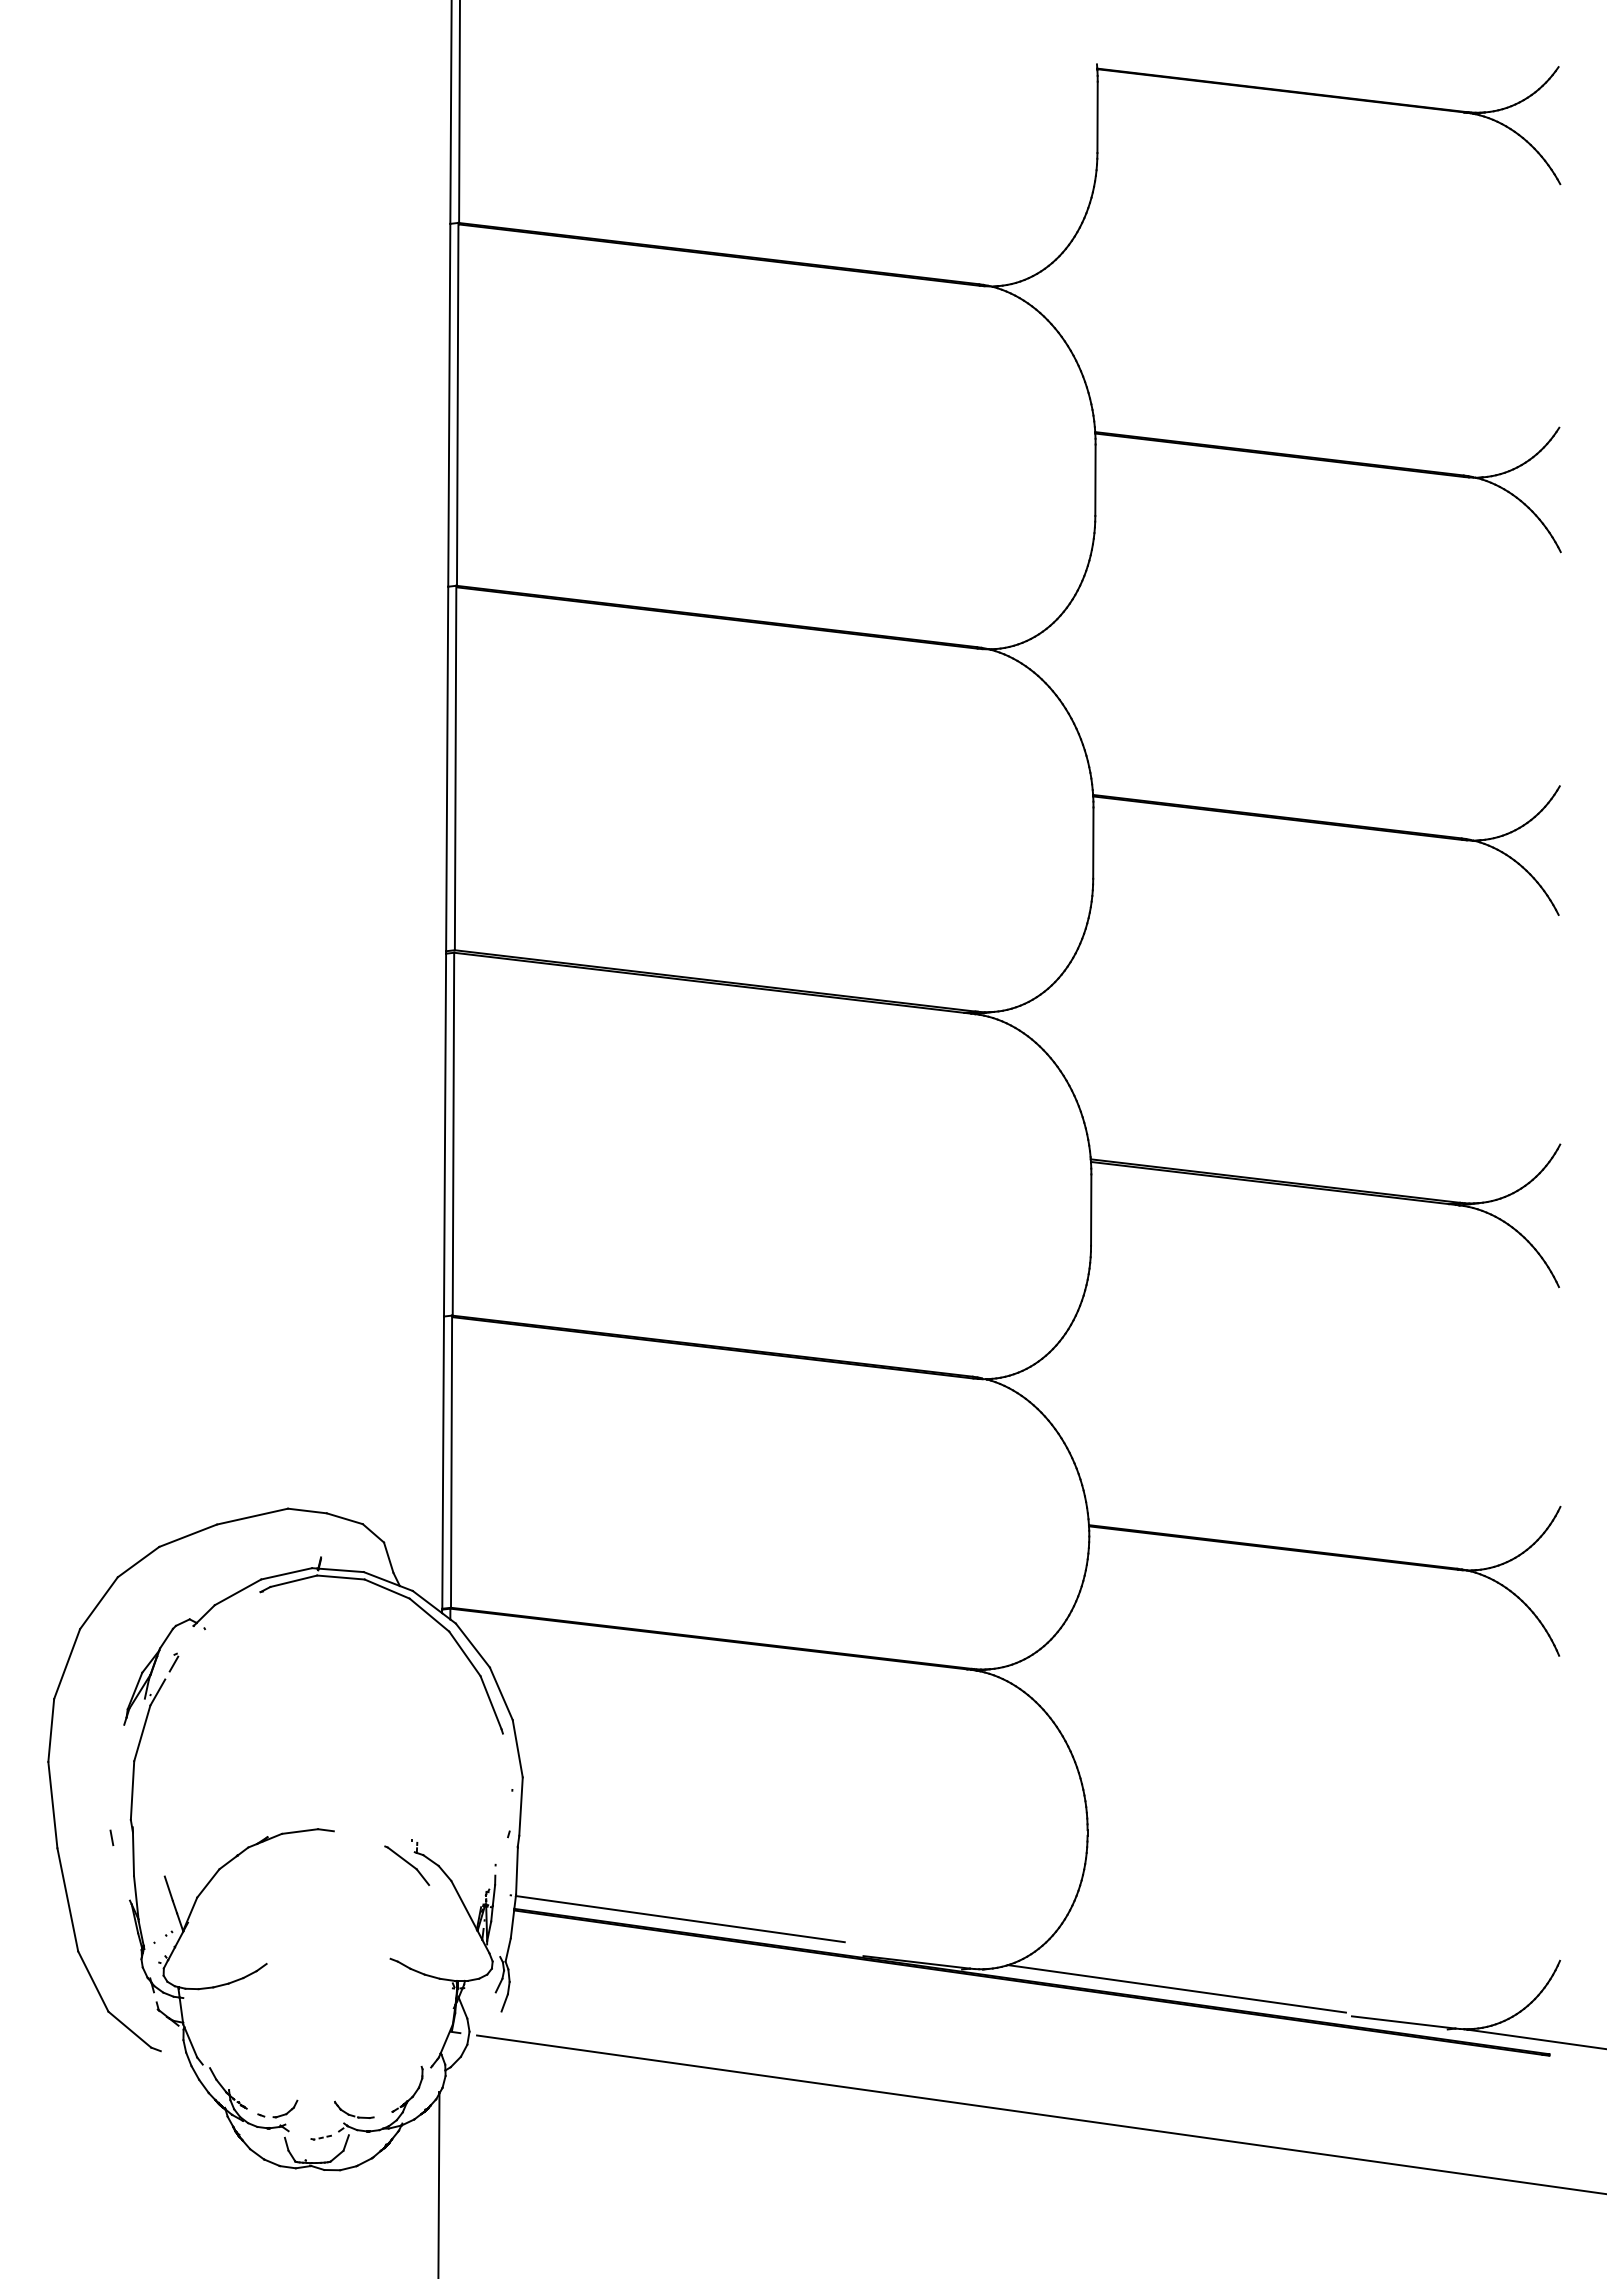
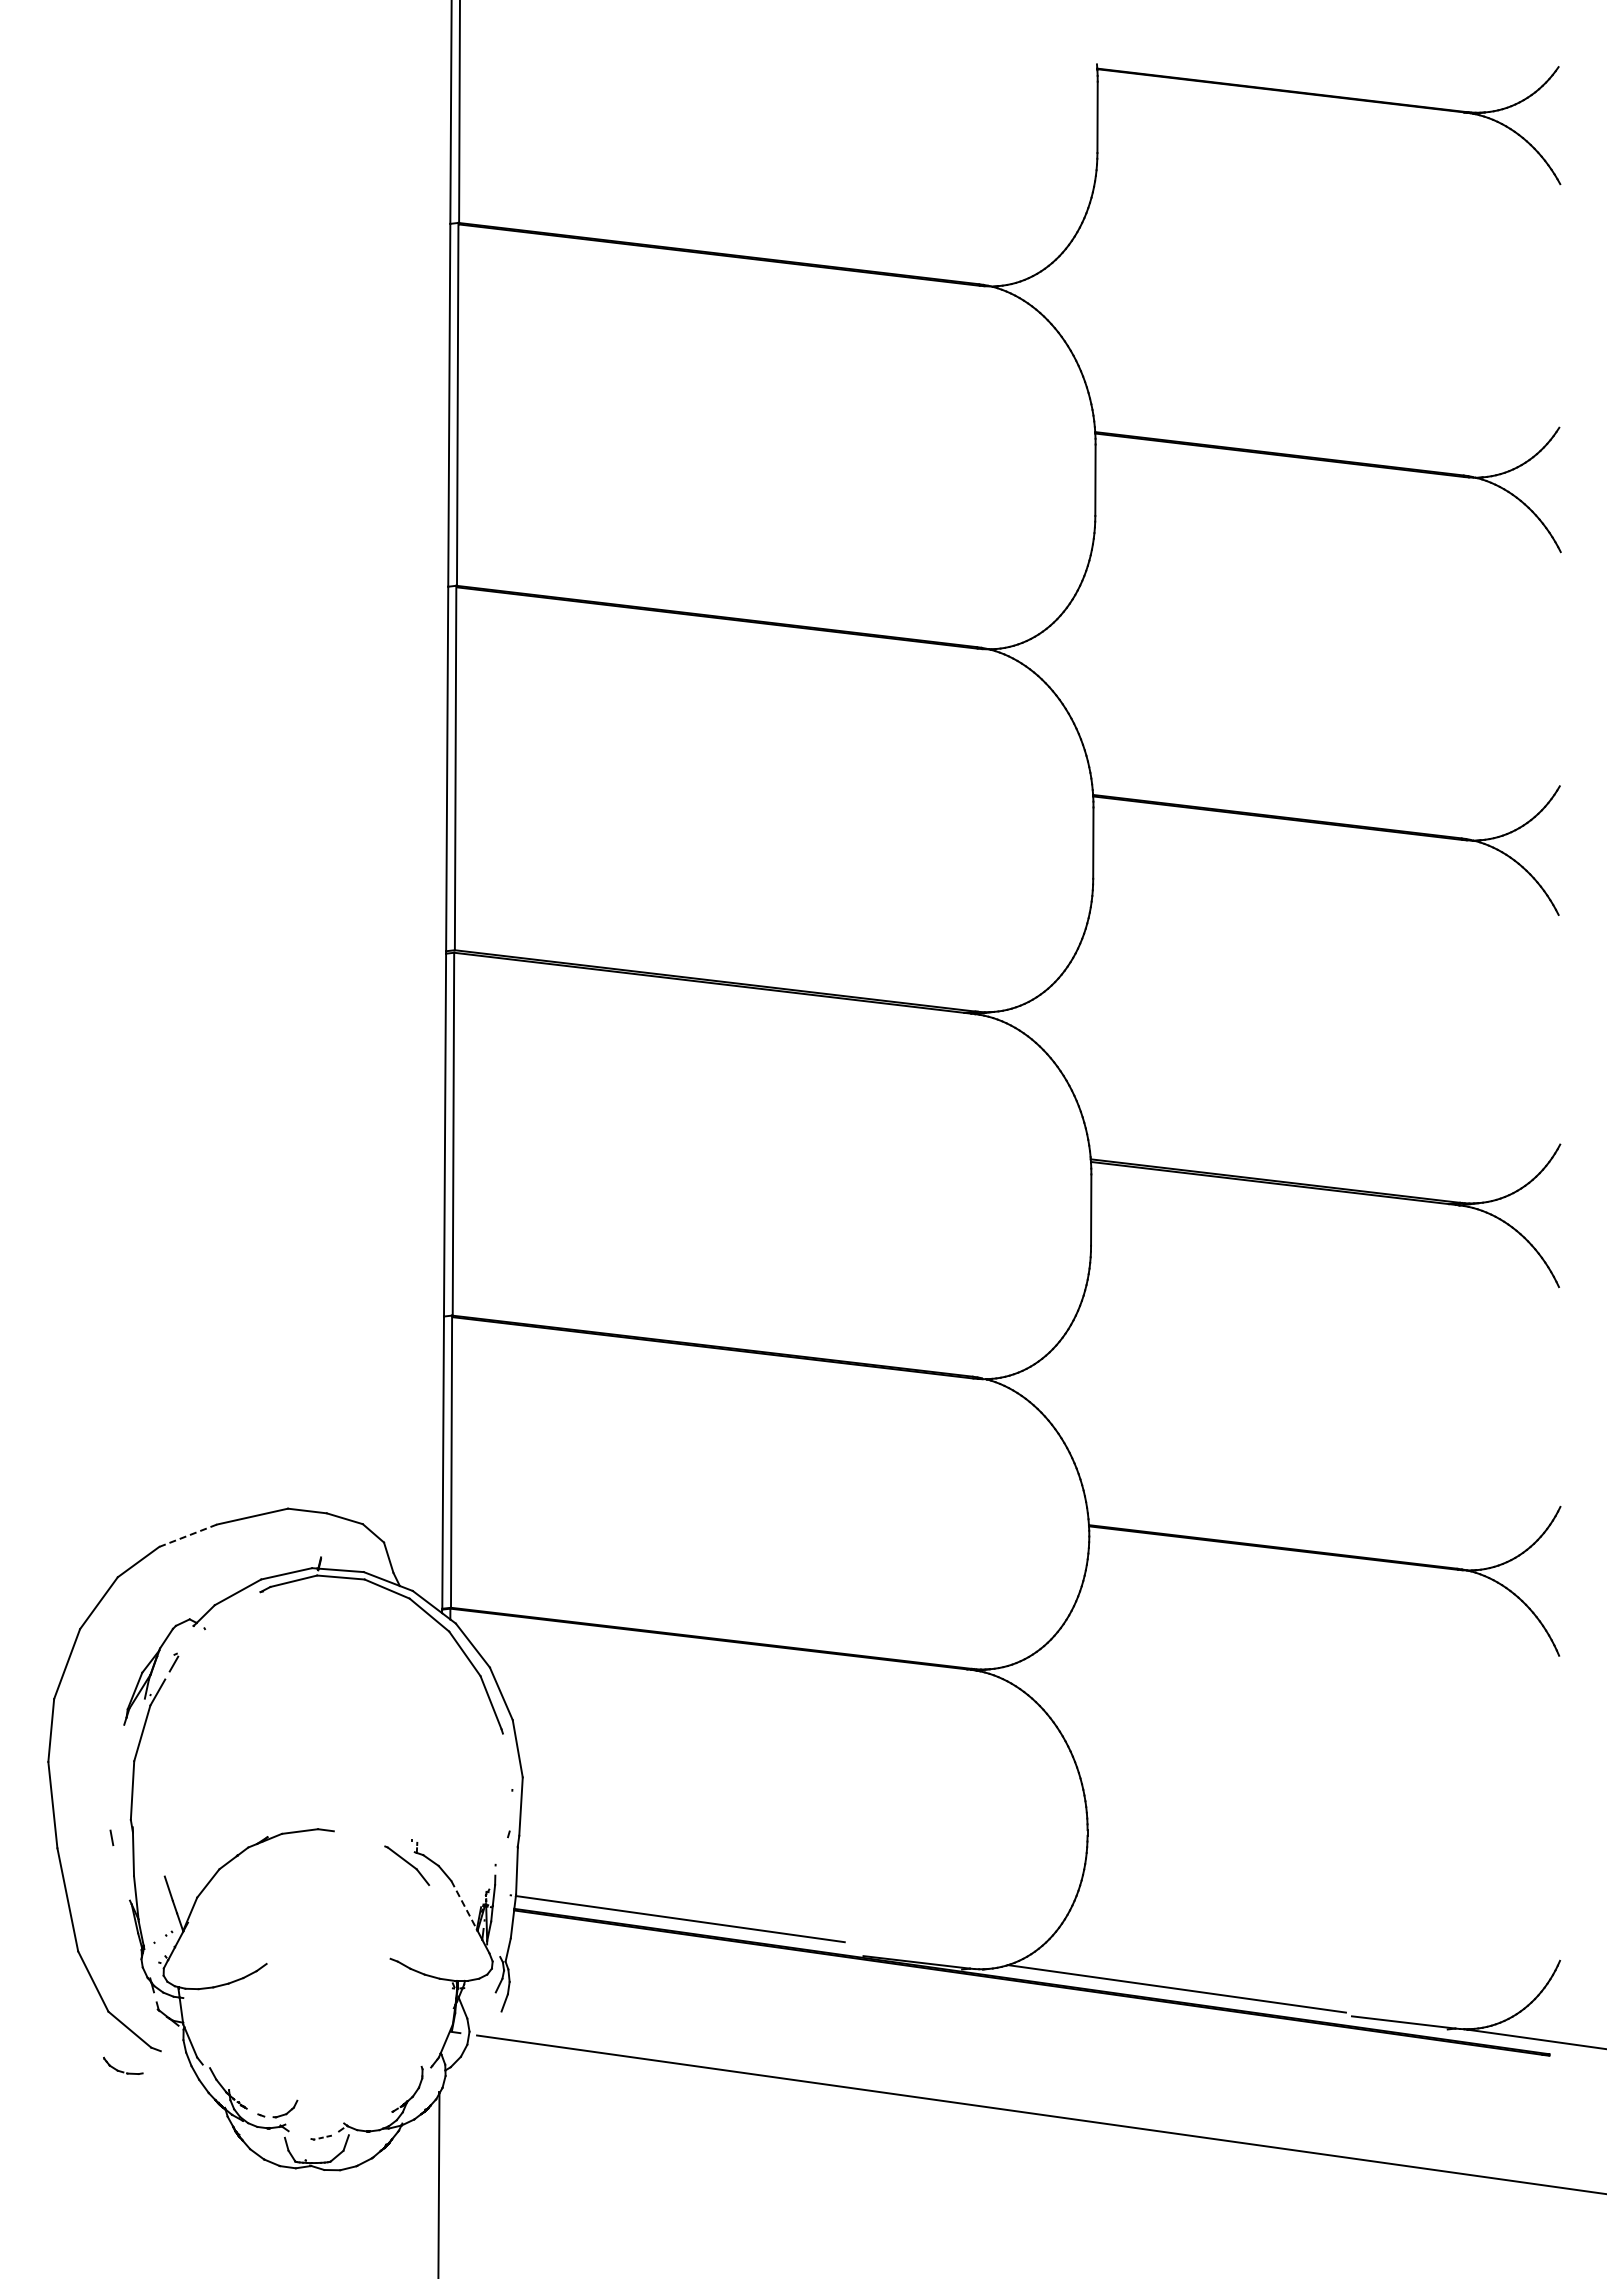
line: solid -> dashed (188, 1535)
line: solid -> dashed (464, 1905)
part position: (354, 2109) -> (123, 2065) (123, 2065)
